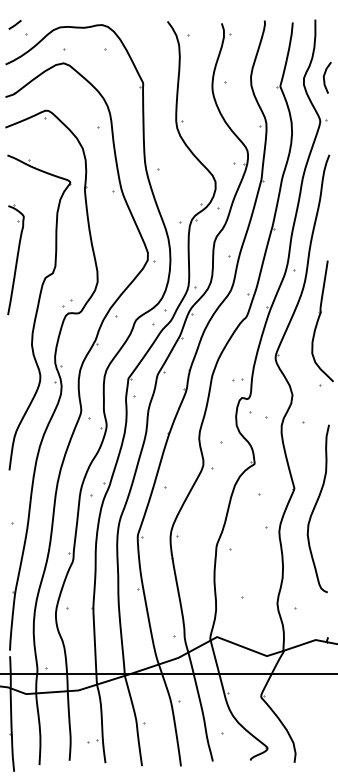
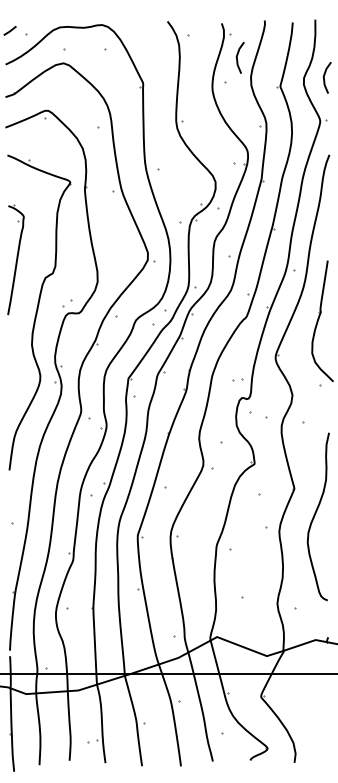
line position: (14, 24) -> (9, 30) (9, 30)
line: none -> present (237, 57)
curve position: (315, 508) -> (315, 516) (315, 516)
